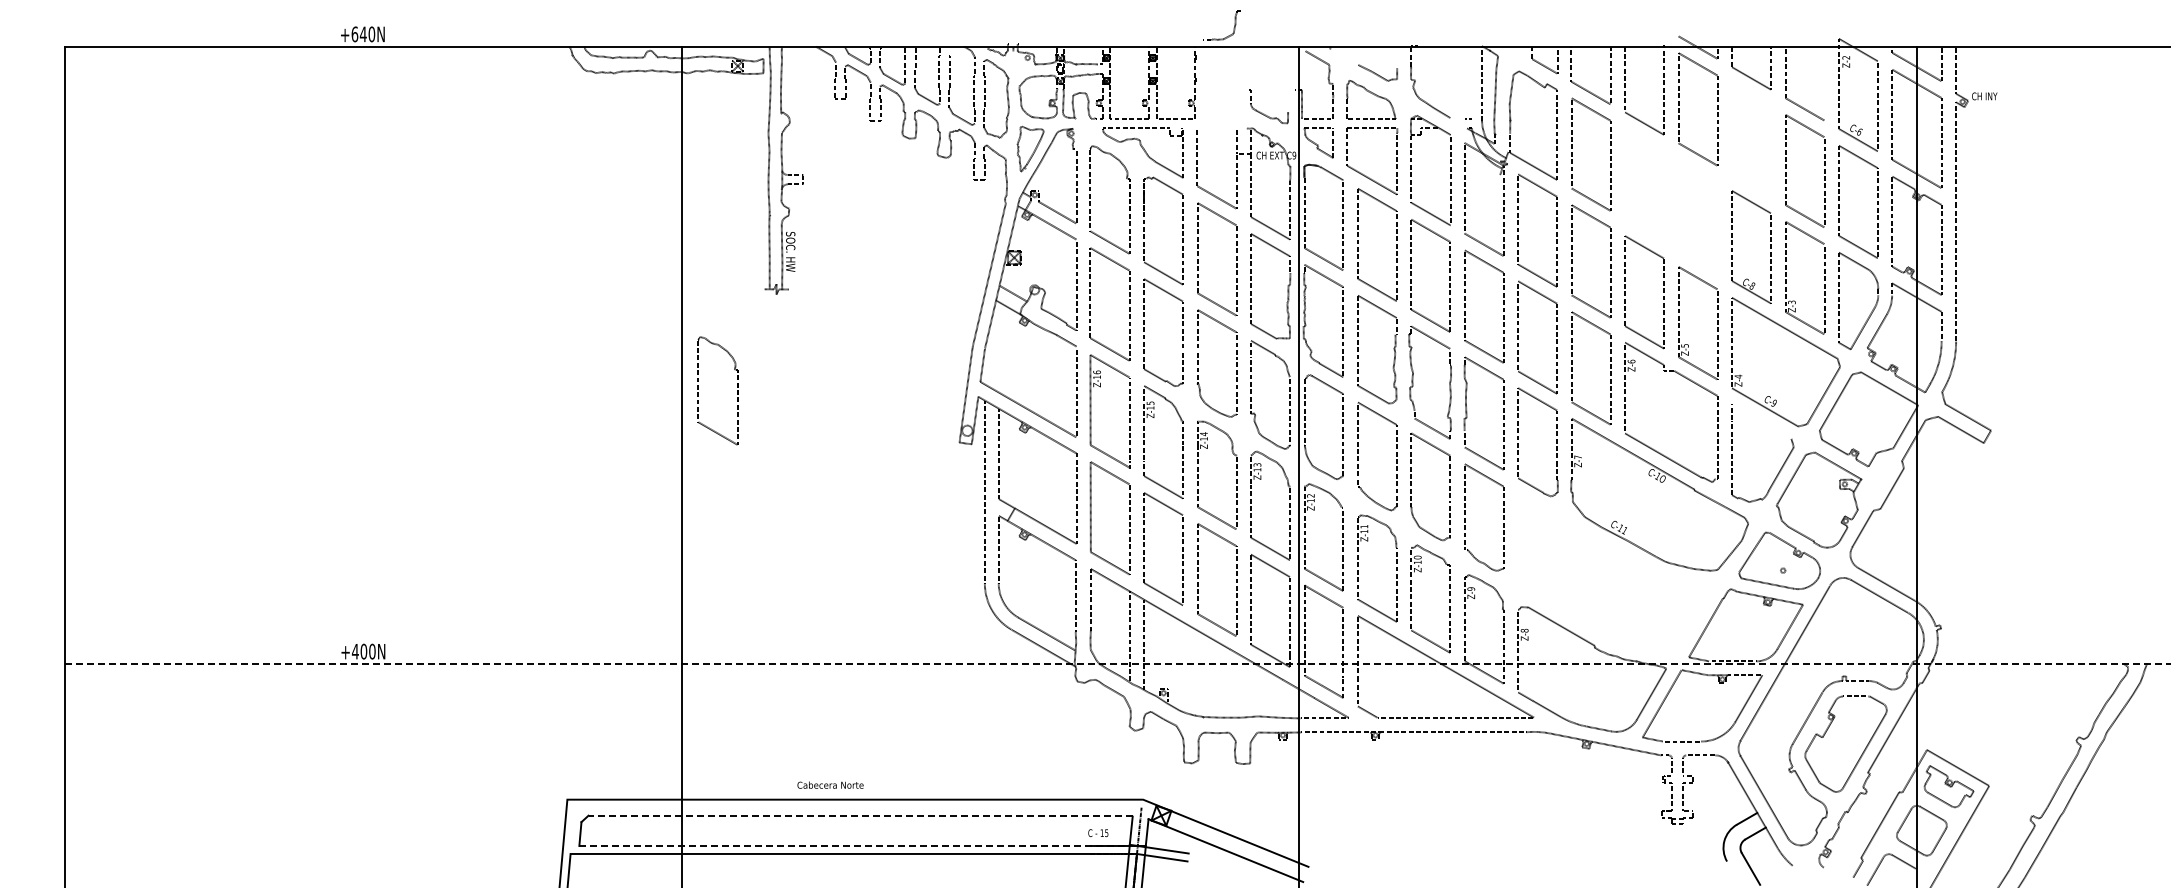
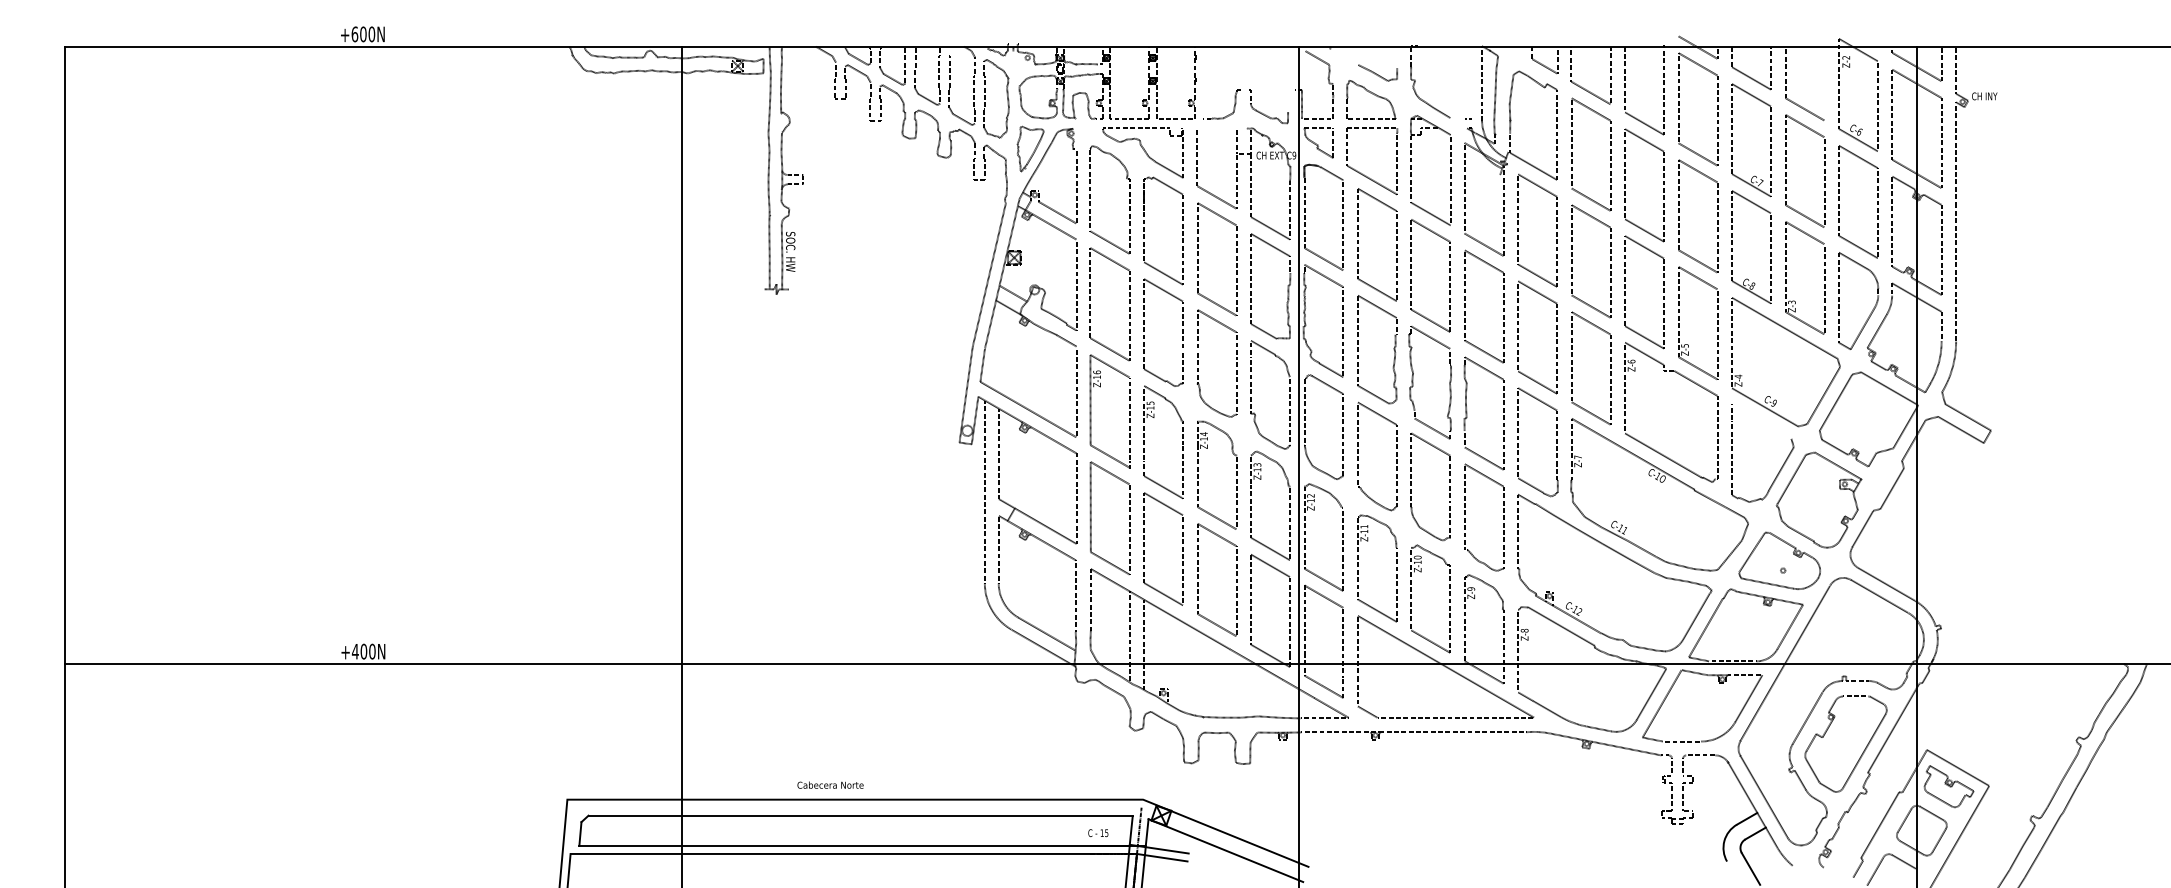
text: +640N -> +600N (362, 34)
part position: (1226, 36) -> (1226, 115) (1226, 115)
part: none -> present (1732, 140)
part: none -> present (1625, 185)
part: none -> present (1679, 216)
part: present -> none (698, 389)
part: none -> present (1622, 556)
line: dashed -> solid (1118, 663)
line: dashed -> solid (860, 815)
line: dashed -> solid (855, 845)
